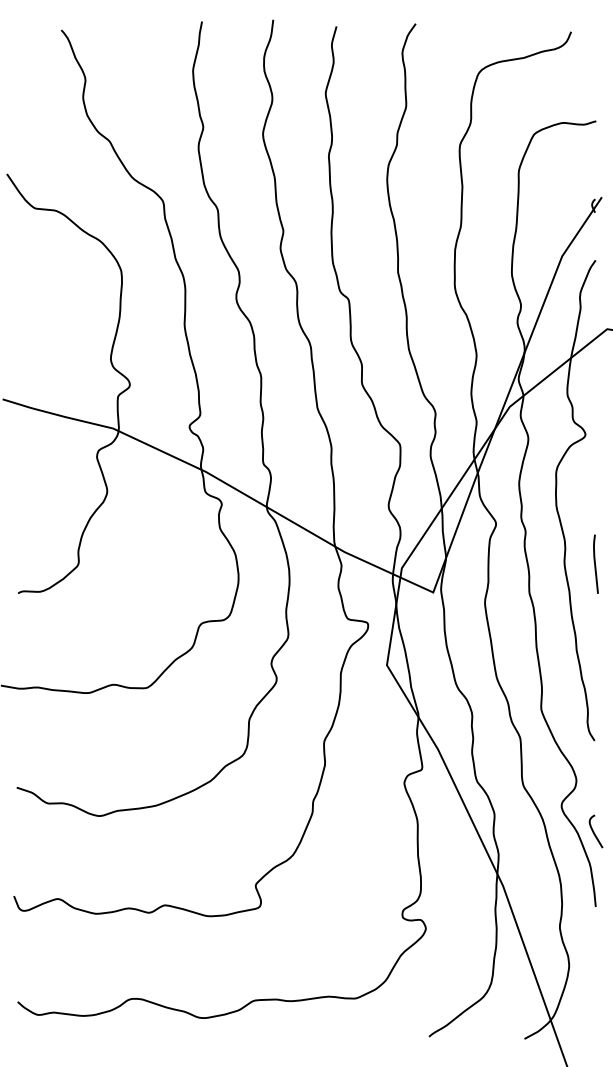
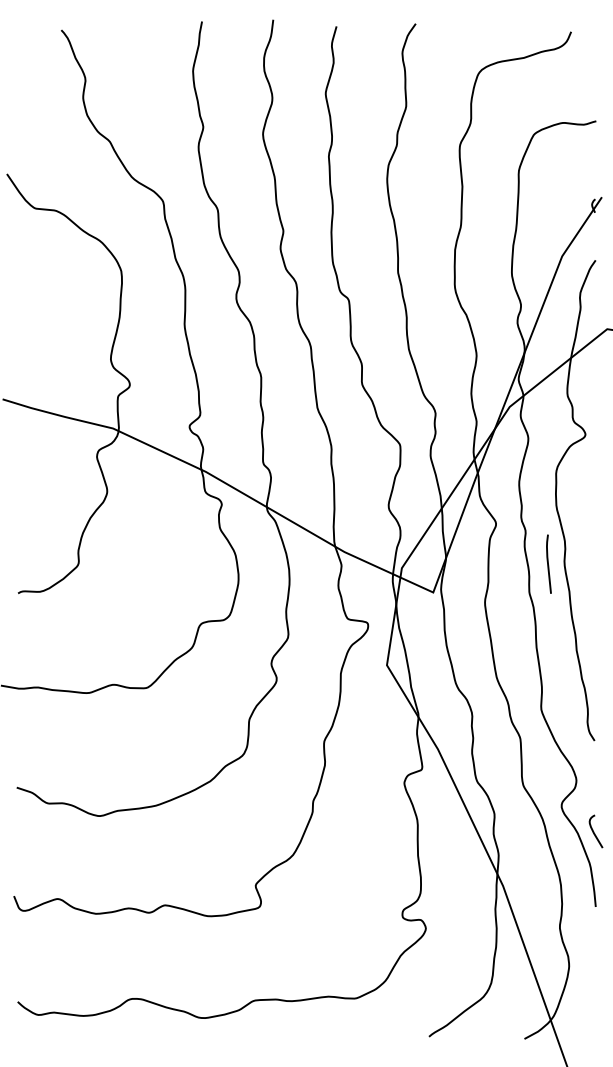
line position: (595, 563) -> (548, 563) (548, 563)
